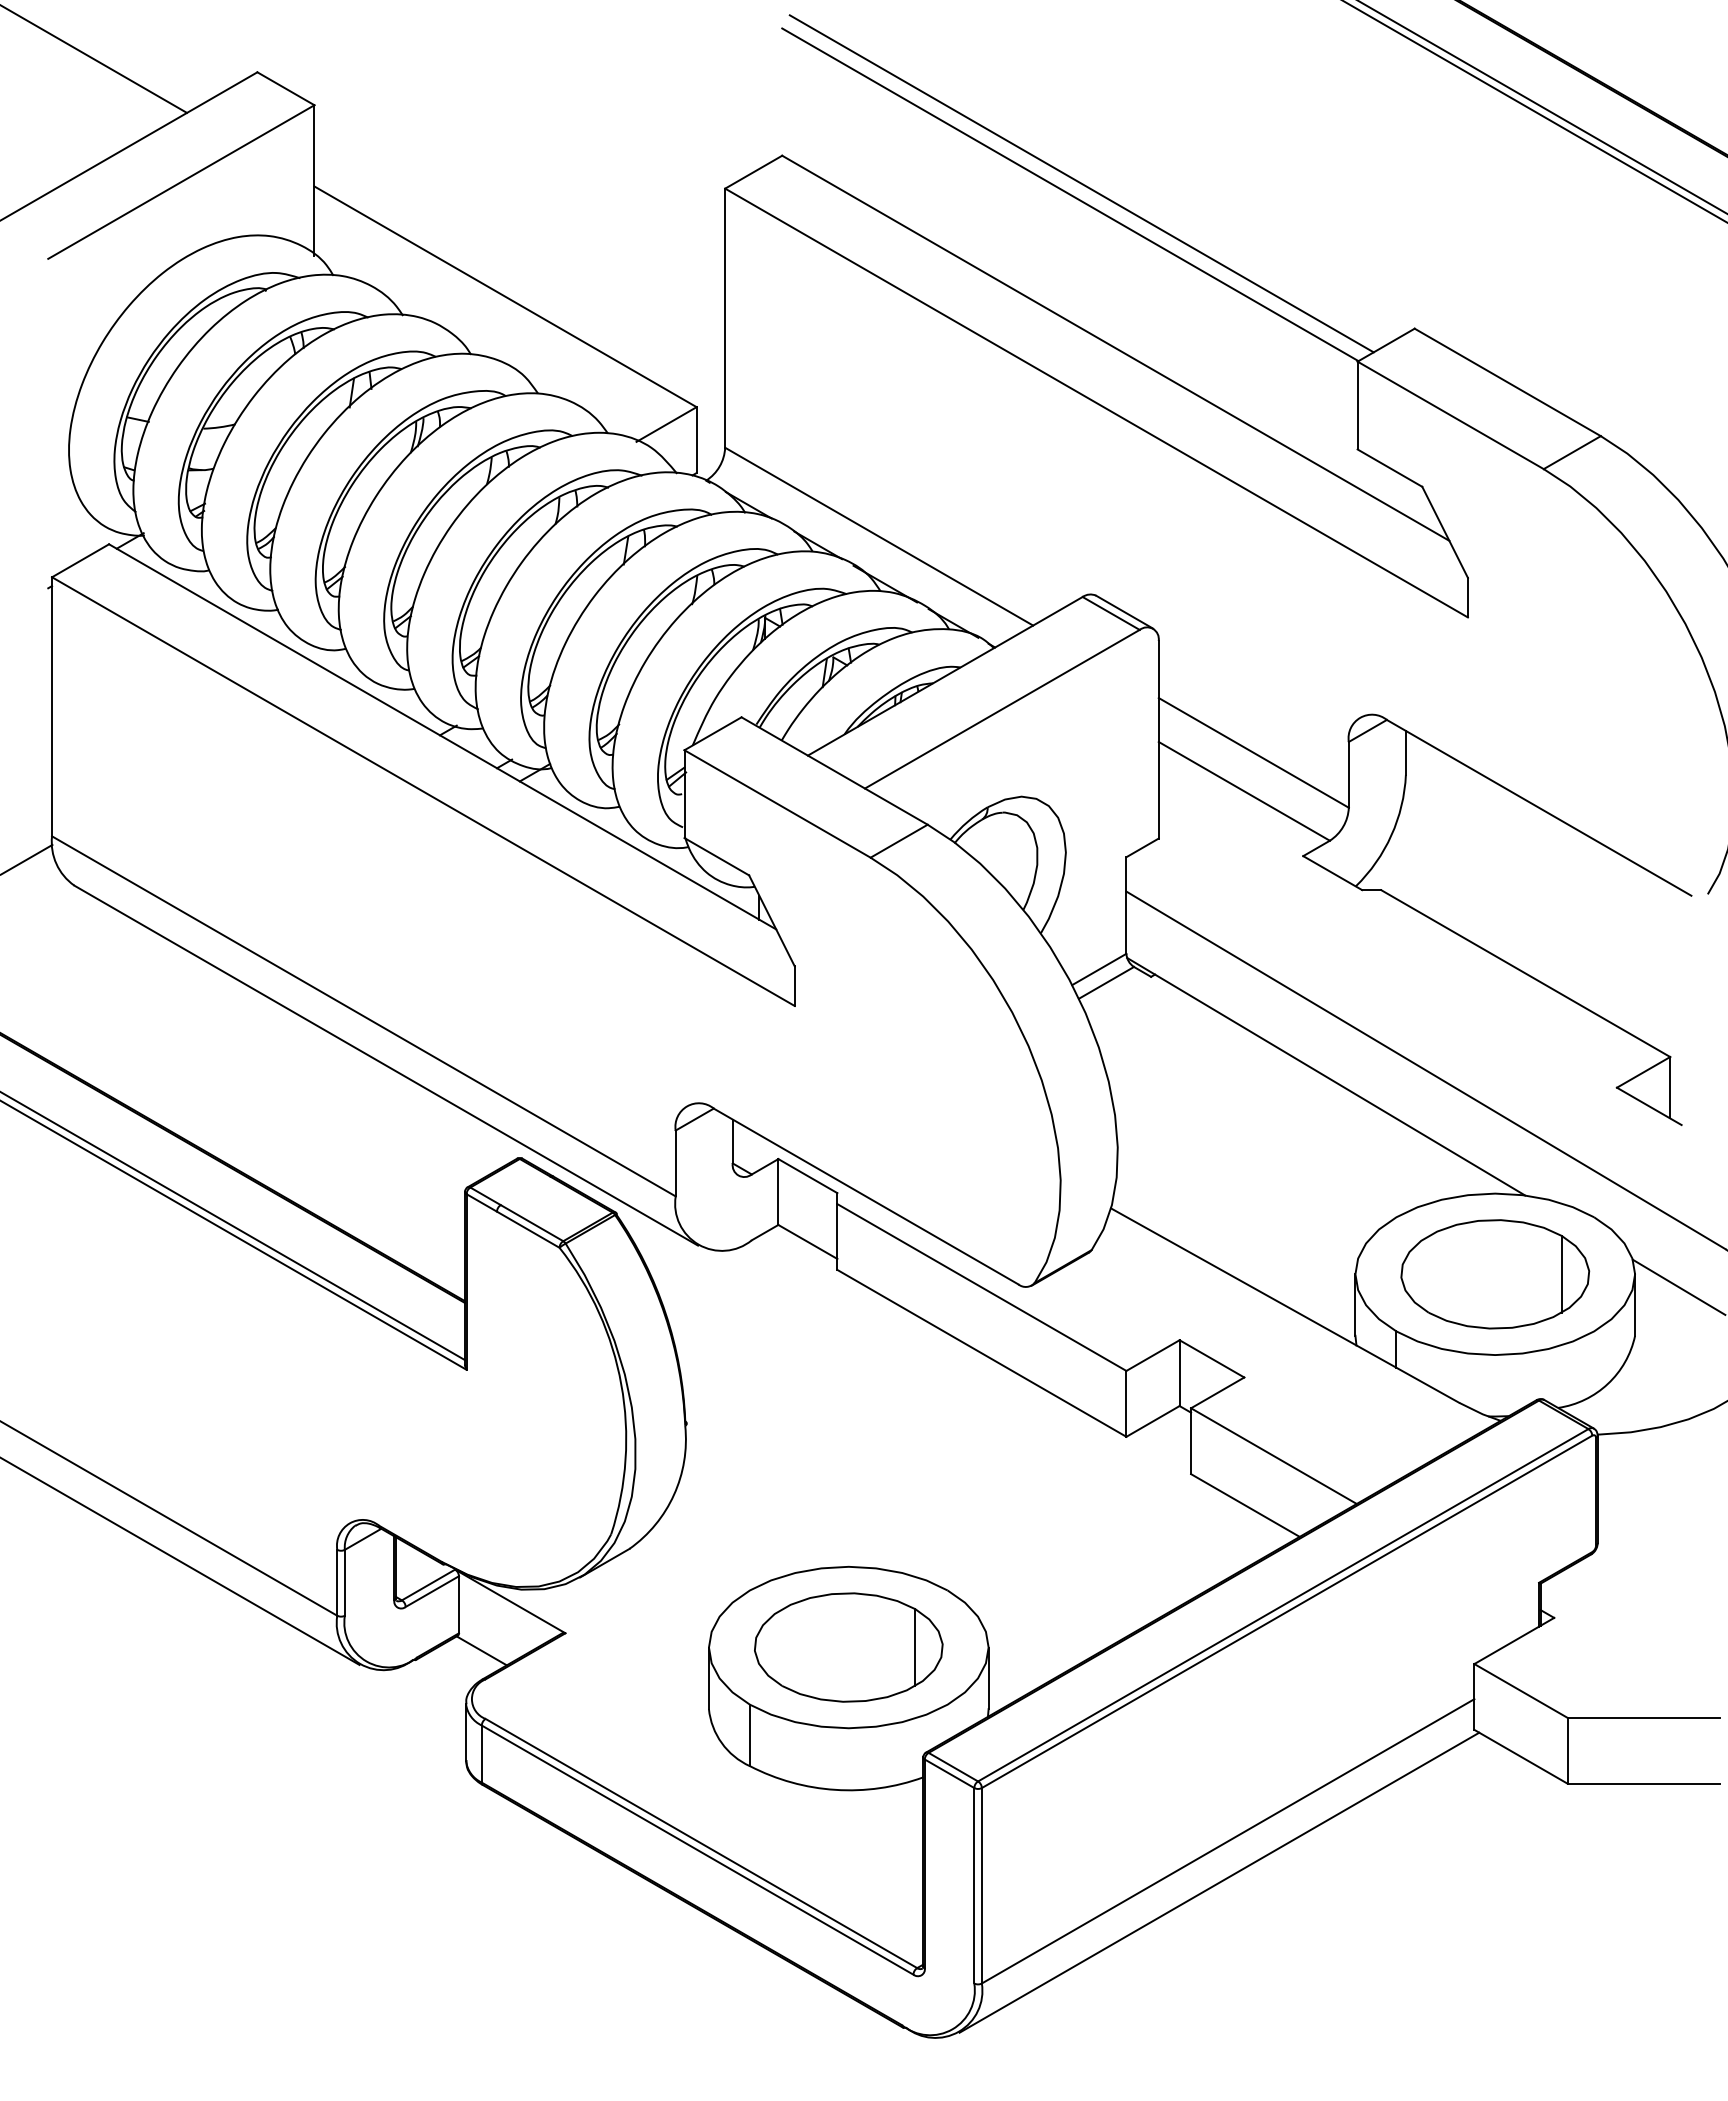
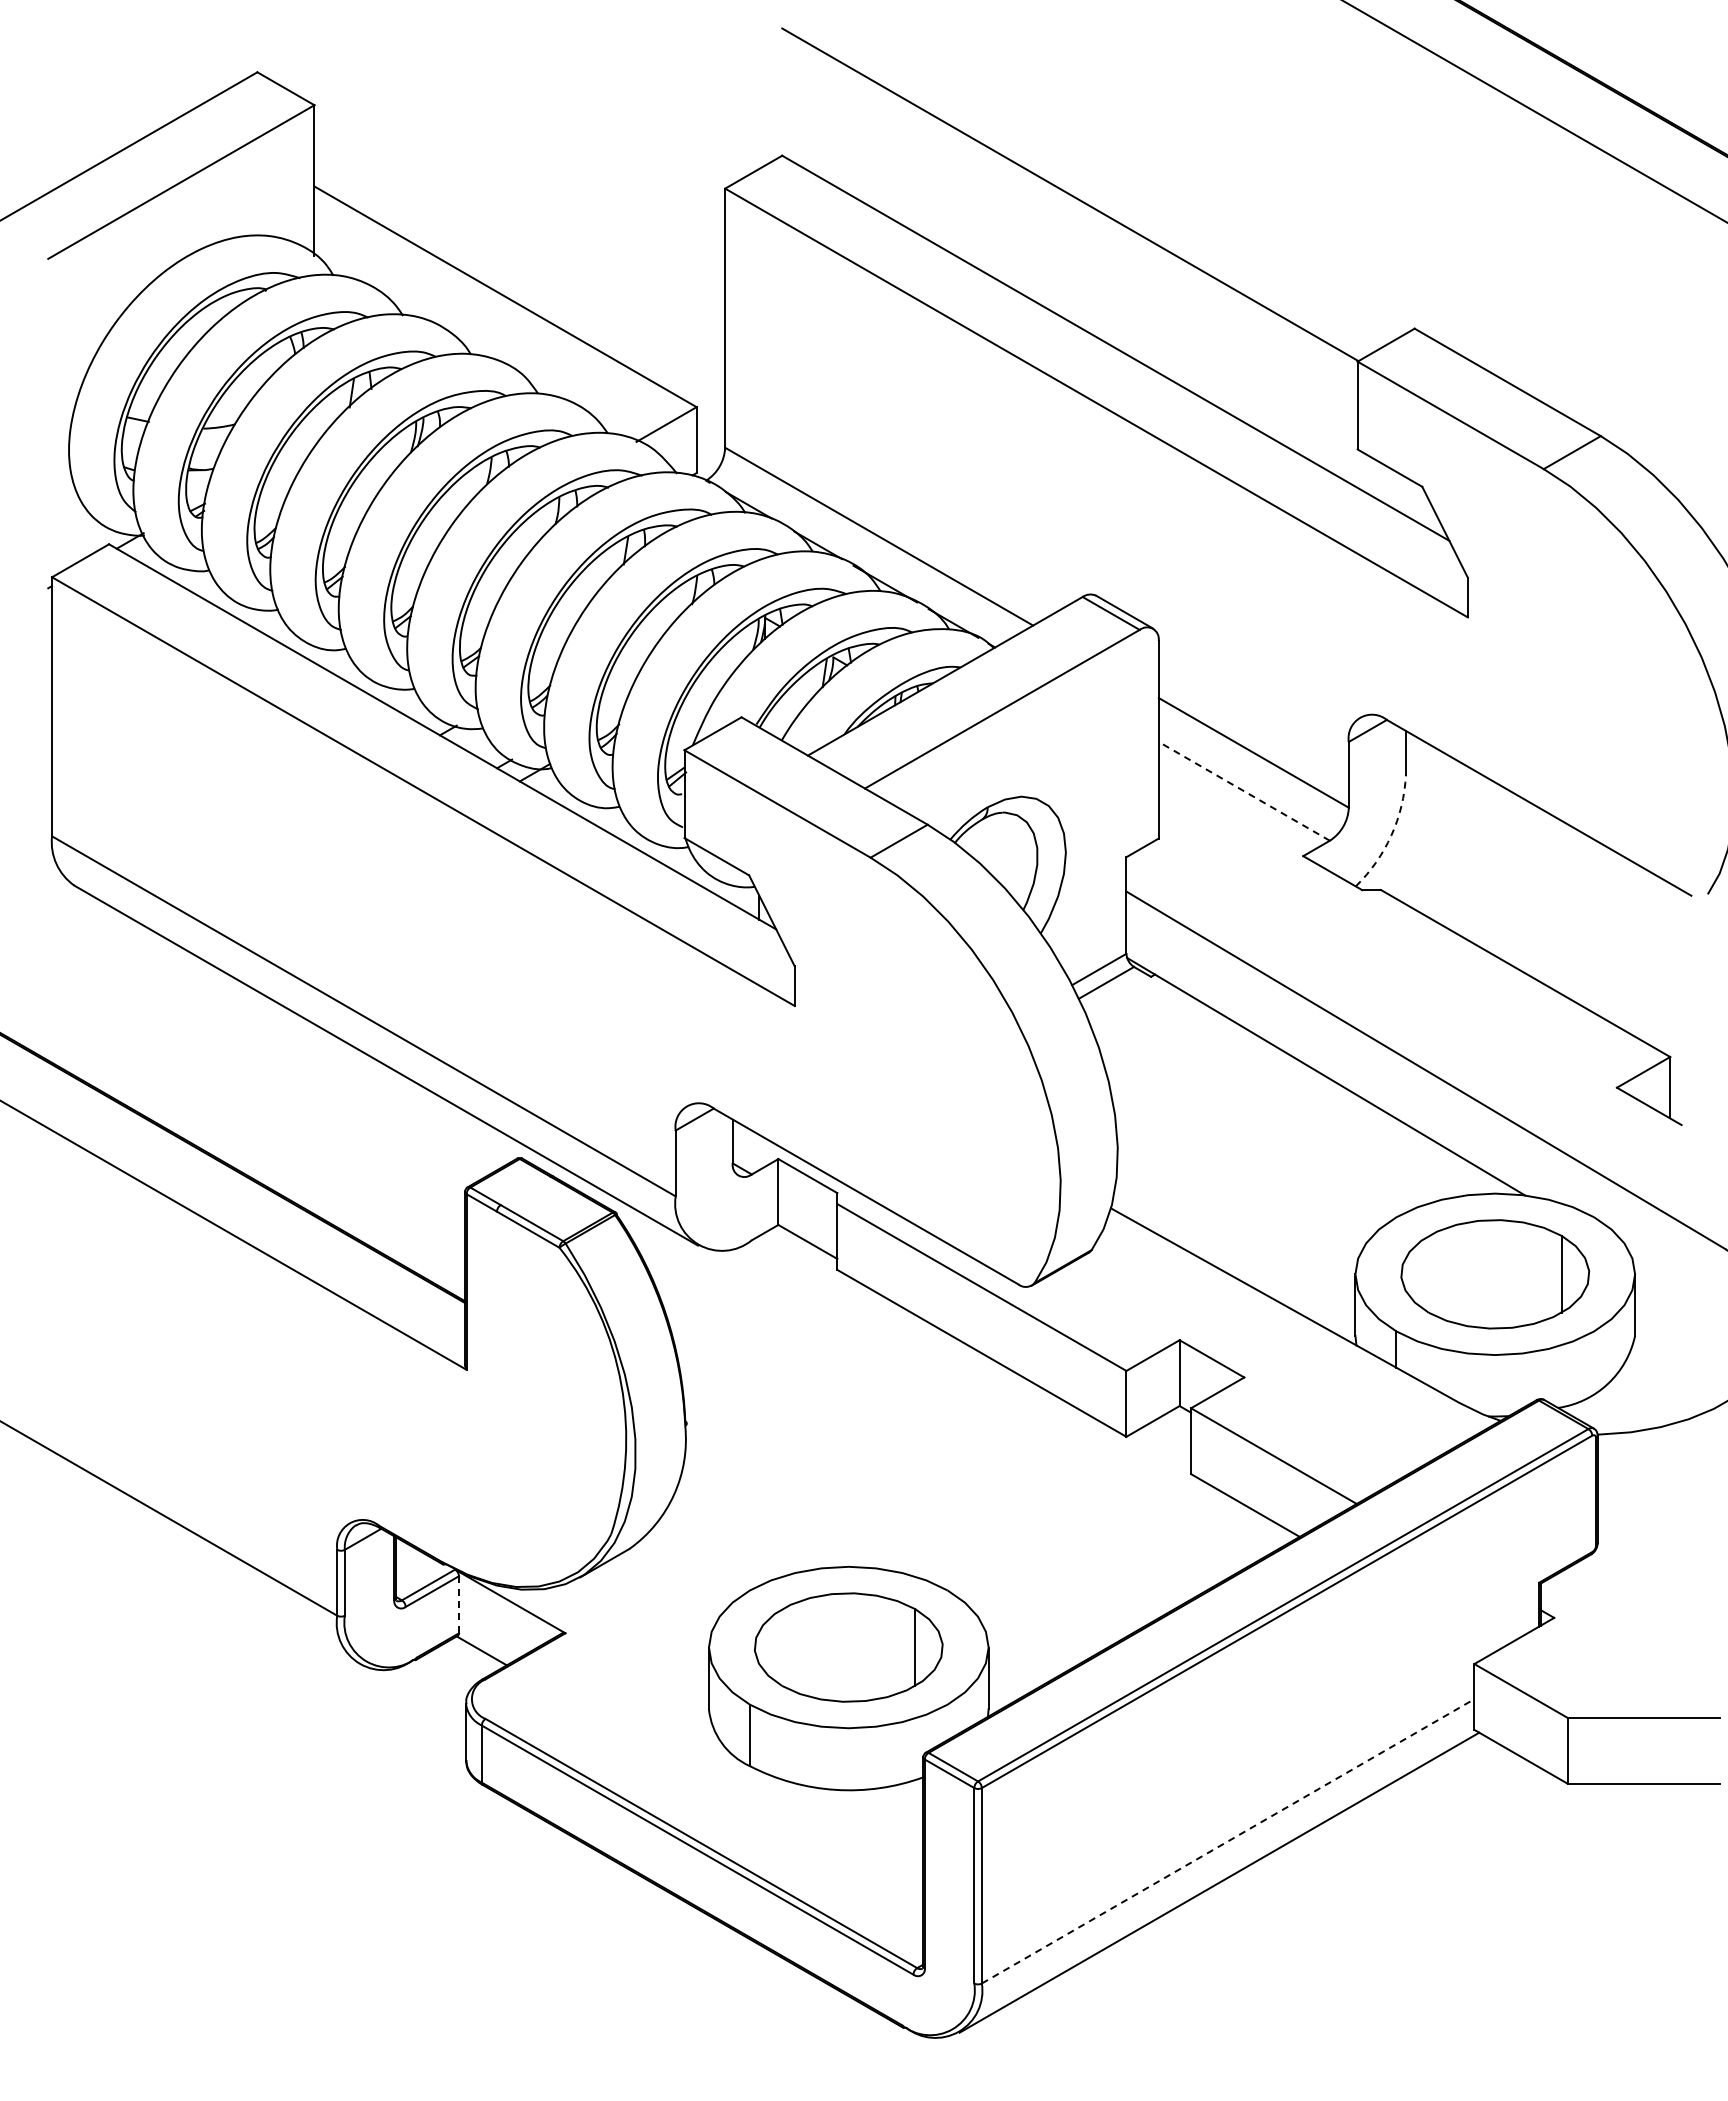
line: present -> none (94, 59)
line: present -> none (1542, 107)
line: present -> none (1081, 183)
line: solid -> dashed (1244, 791)
arc: solid -> dashed (1391, 835)
line: present -> none (27, 858)
line: present -> none (233, 1226)
line: present -> none (1678, 1286)
line: present -> none (180, 1561)
line: solid -> dashed (458, 1604)
line: solid -> dashed (1228, 1841)
